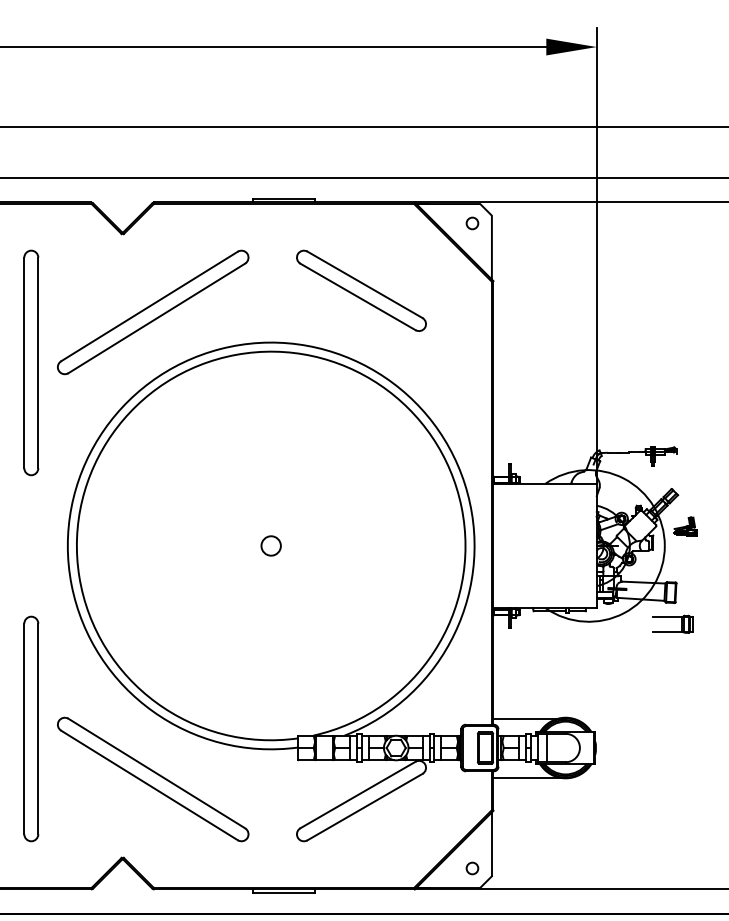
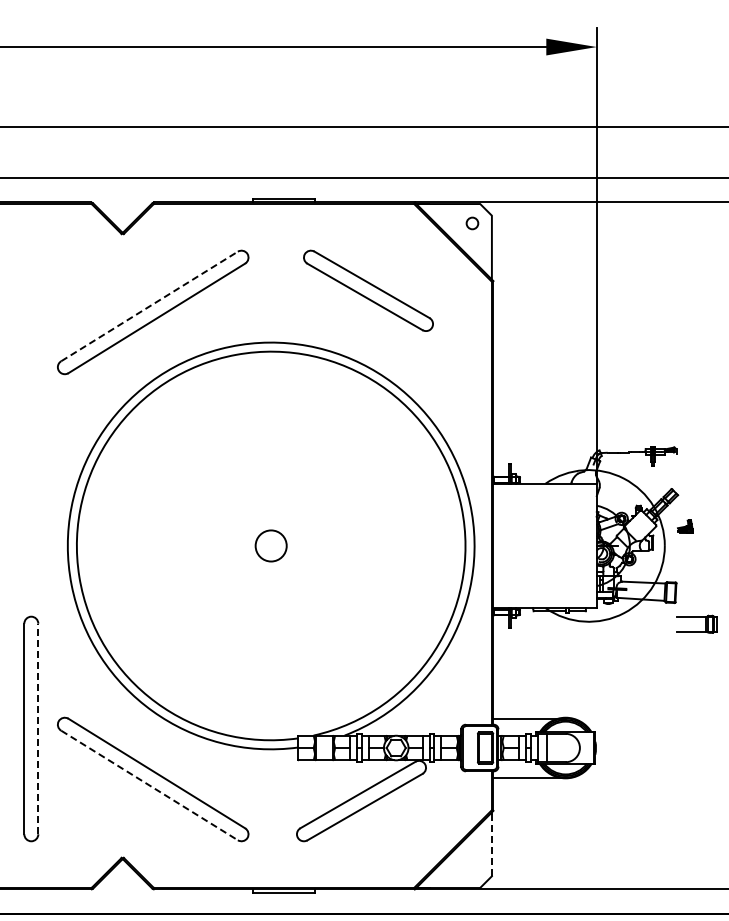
part position: (361, 290) -> (368, 290) (368, 290)
line: solid -> dashed (149, 306)
part: present -> none (31, 362)
part size: 25x21 px -> 17x15 px (685, 526)
circle diameter: 19 px -> 31 px (270, 545)
part position: (672, 623) -> (696, 623) (696, 623)
line: solid -> dashed (38, 728)
line: solid -> dashed (149, 785)
line: solid -> dashed (491, 844)
circle: present -> none (472, 868)
